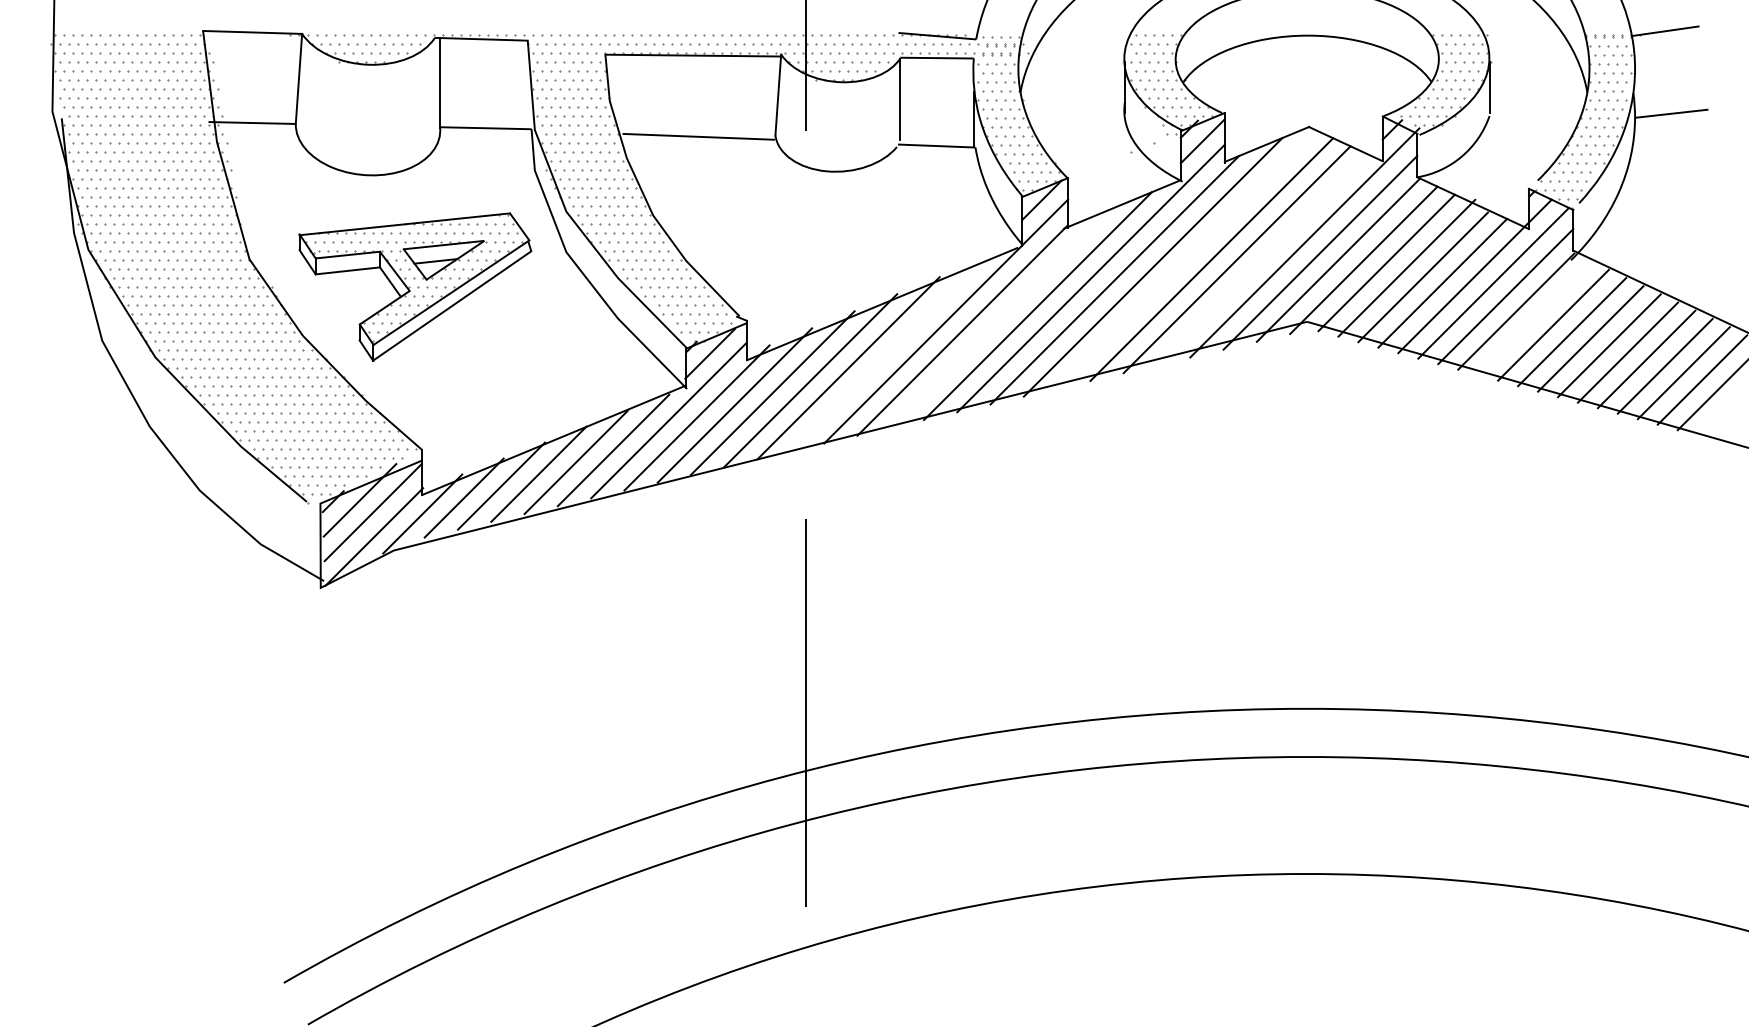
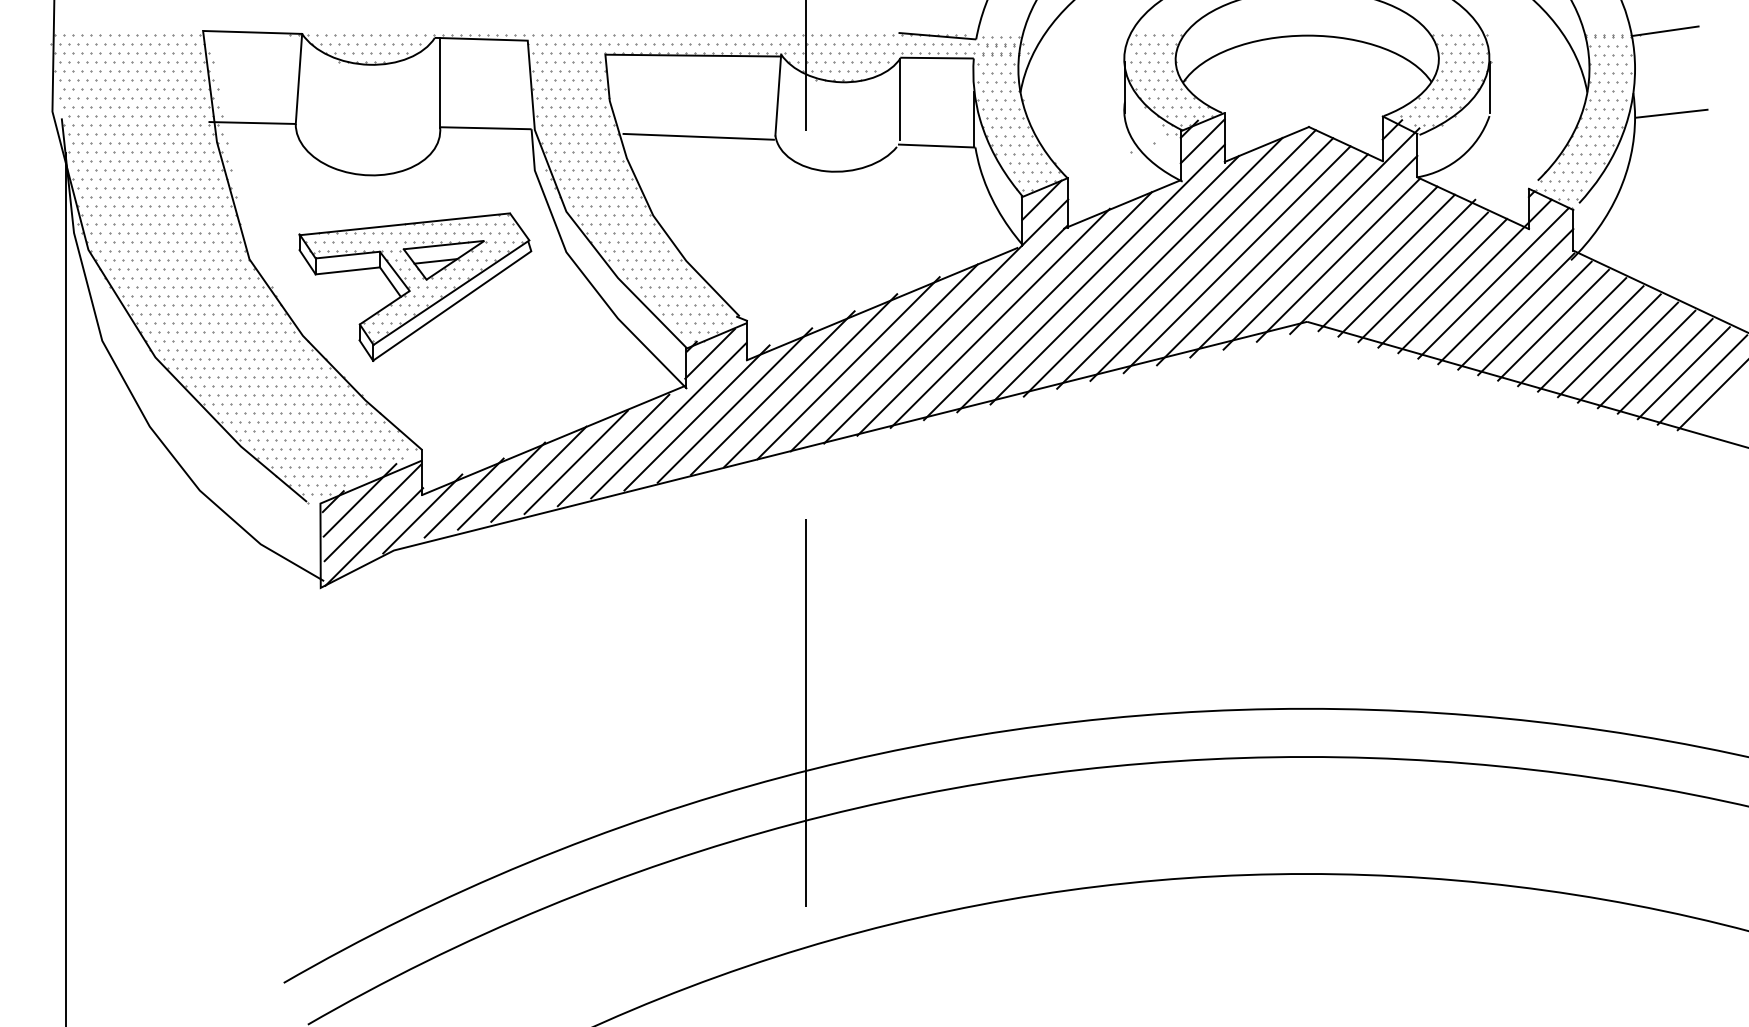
line: none -> present (1186, 259)
line: none -> present (1262, 259)
line: none -> present (999, 317)
line: none -> present (1534, 318)
line: none -> present (883, 357)
line: none -> present (66, 588)
